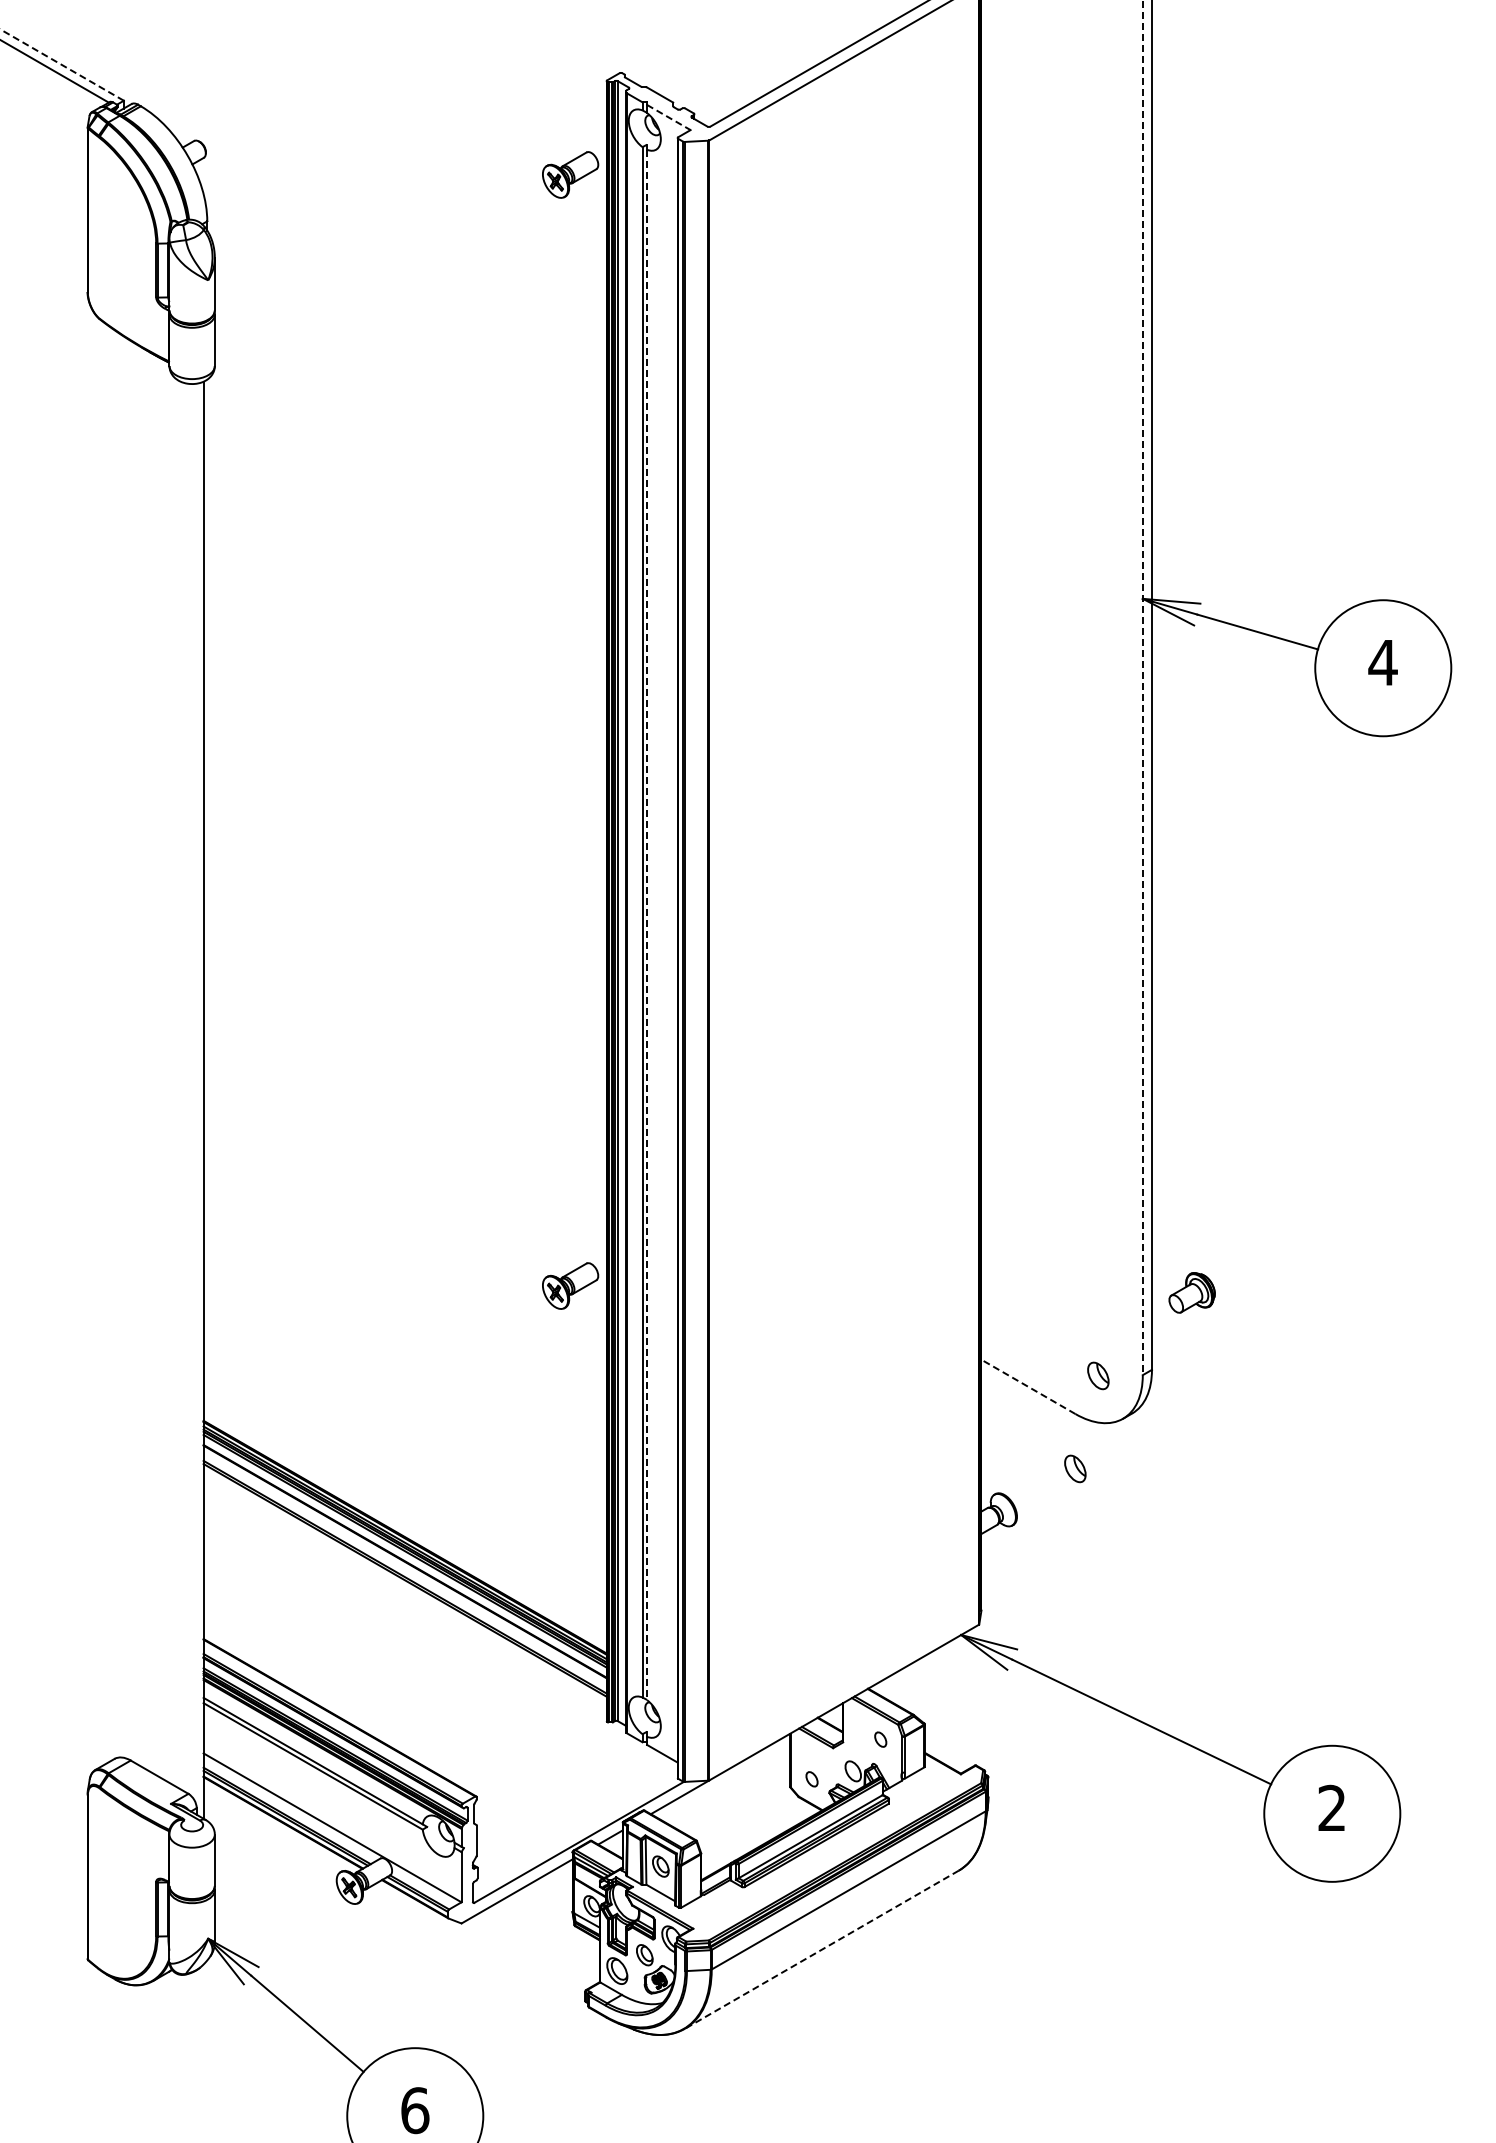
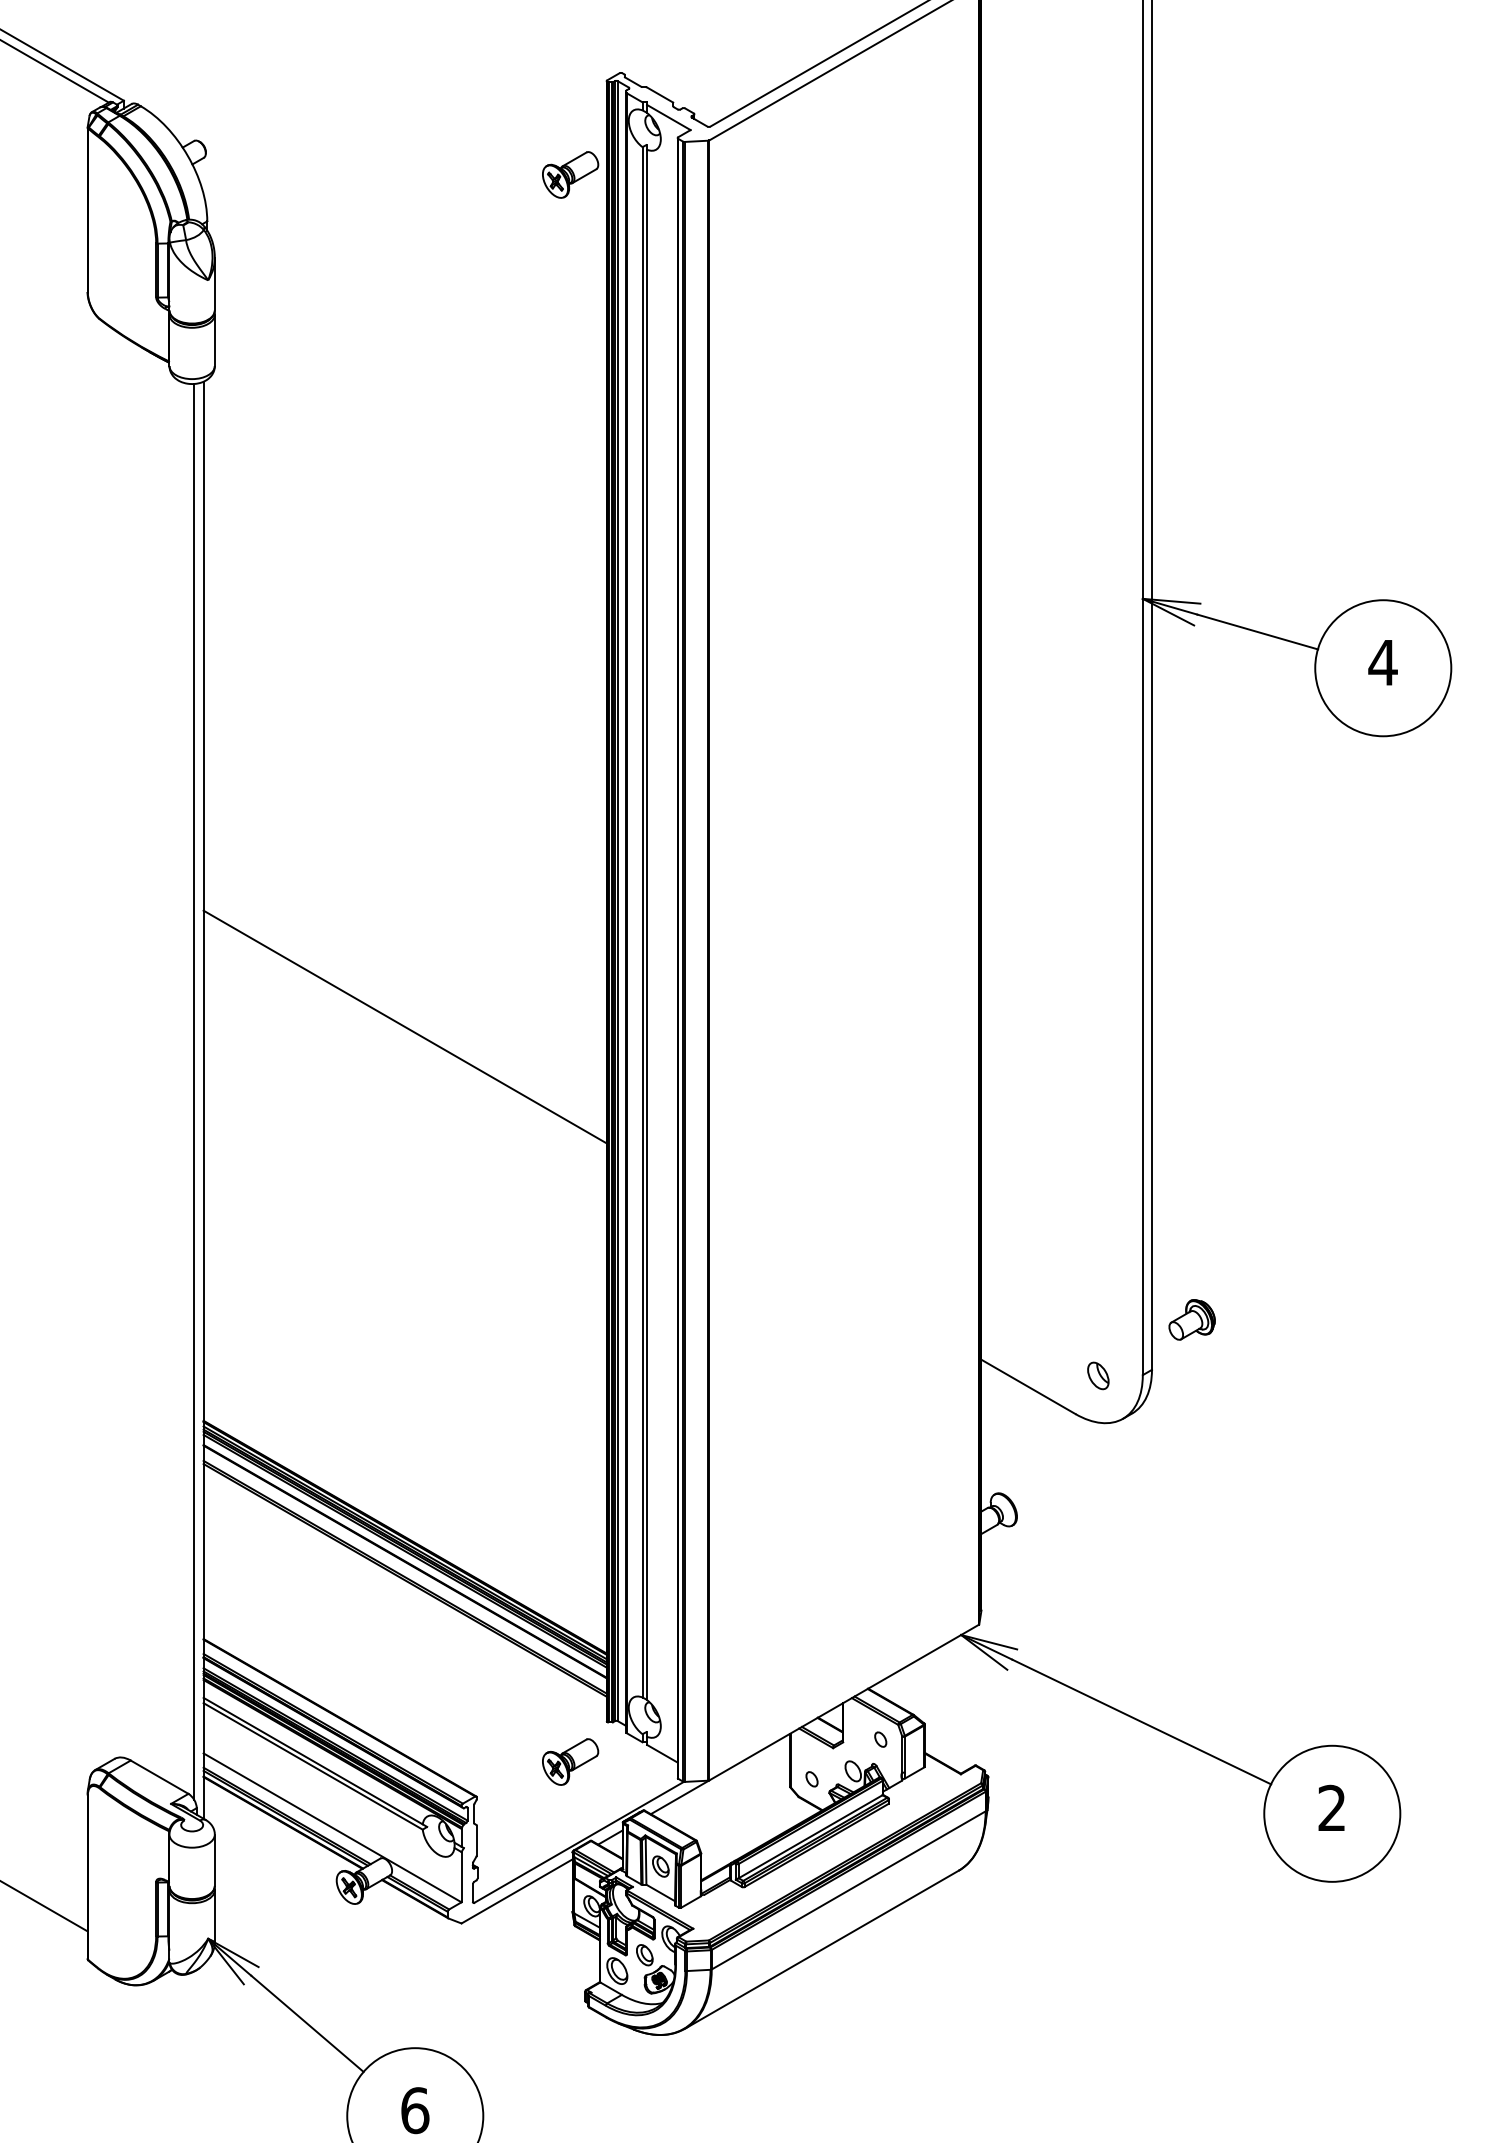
line: dashed -> solid (61, 64)
line: dashed -> solid (669, 117)
line: dashed -> solid (1142, 688)
line: dashed -> solid (647, 925)
line: none -> present (404, 1026)
line: none -> present (194, 1091)
part position: (570, 1285) -> (570, 1761) (570, 1761)
part position: (1191, 1292) -> (1191, 1319) (1191, 1319)
line: dashed -> solid (1028, 1386)
part: present -> none (1075, 1468)
line: none -> present (44, 1906)
line: dashed -> solid (821, 1949)
